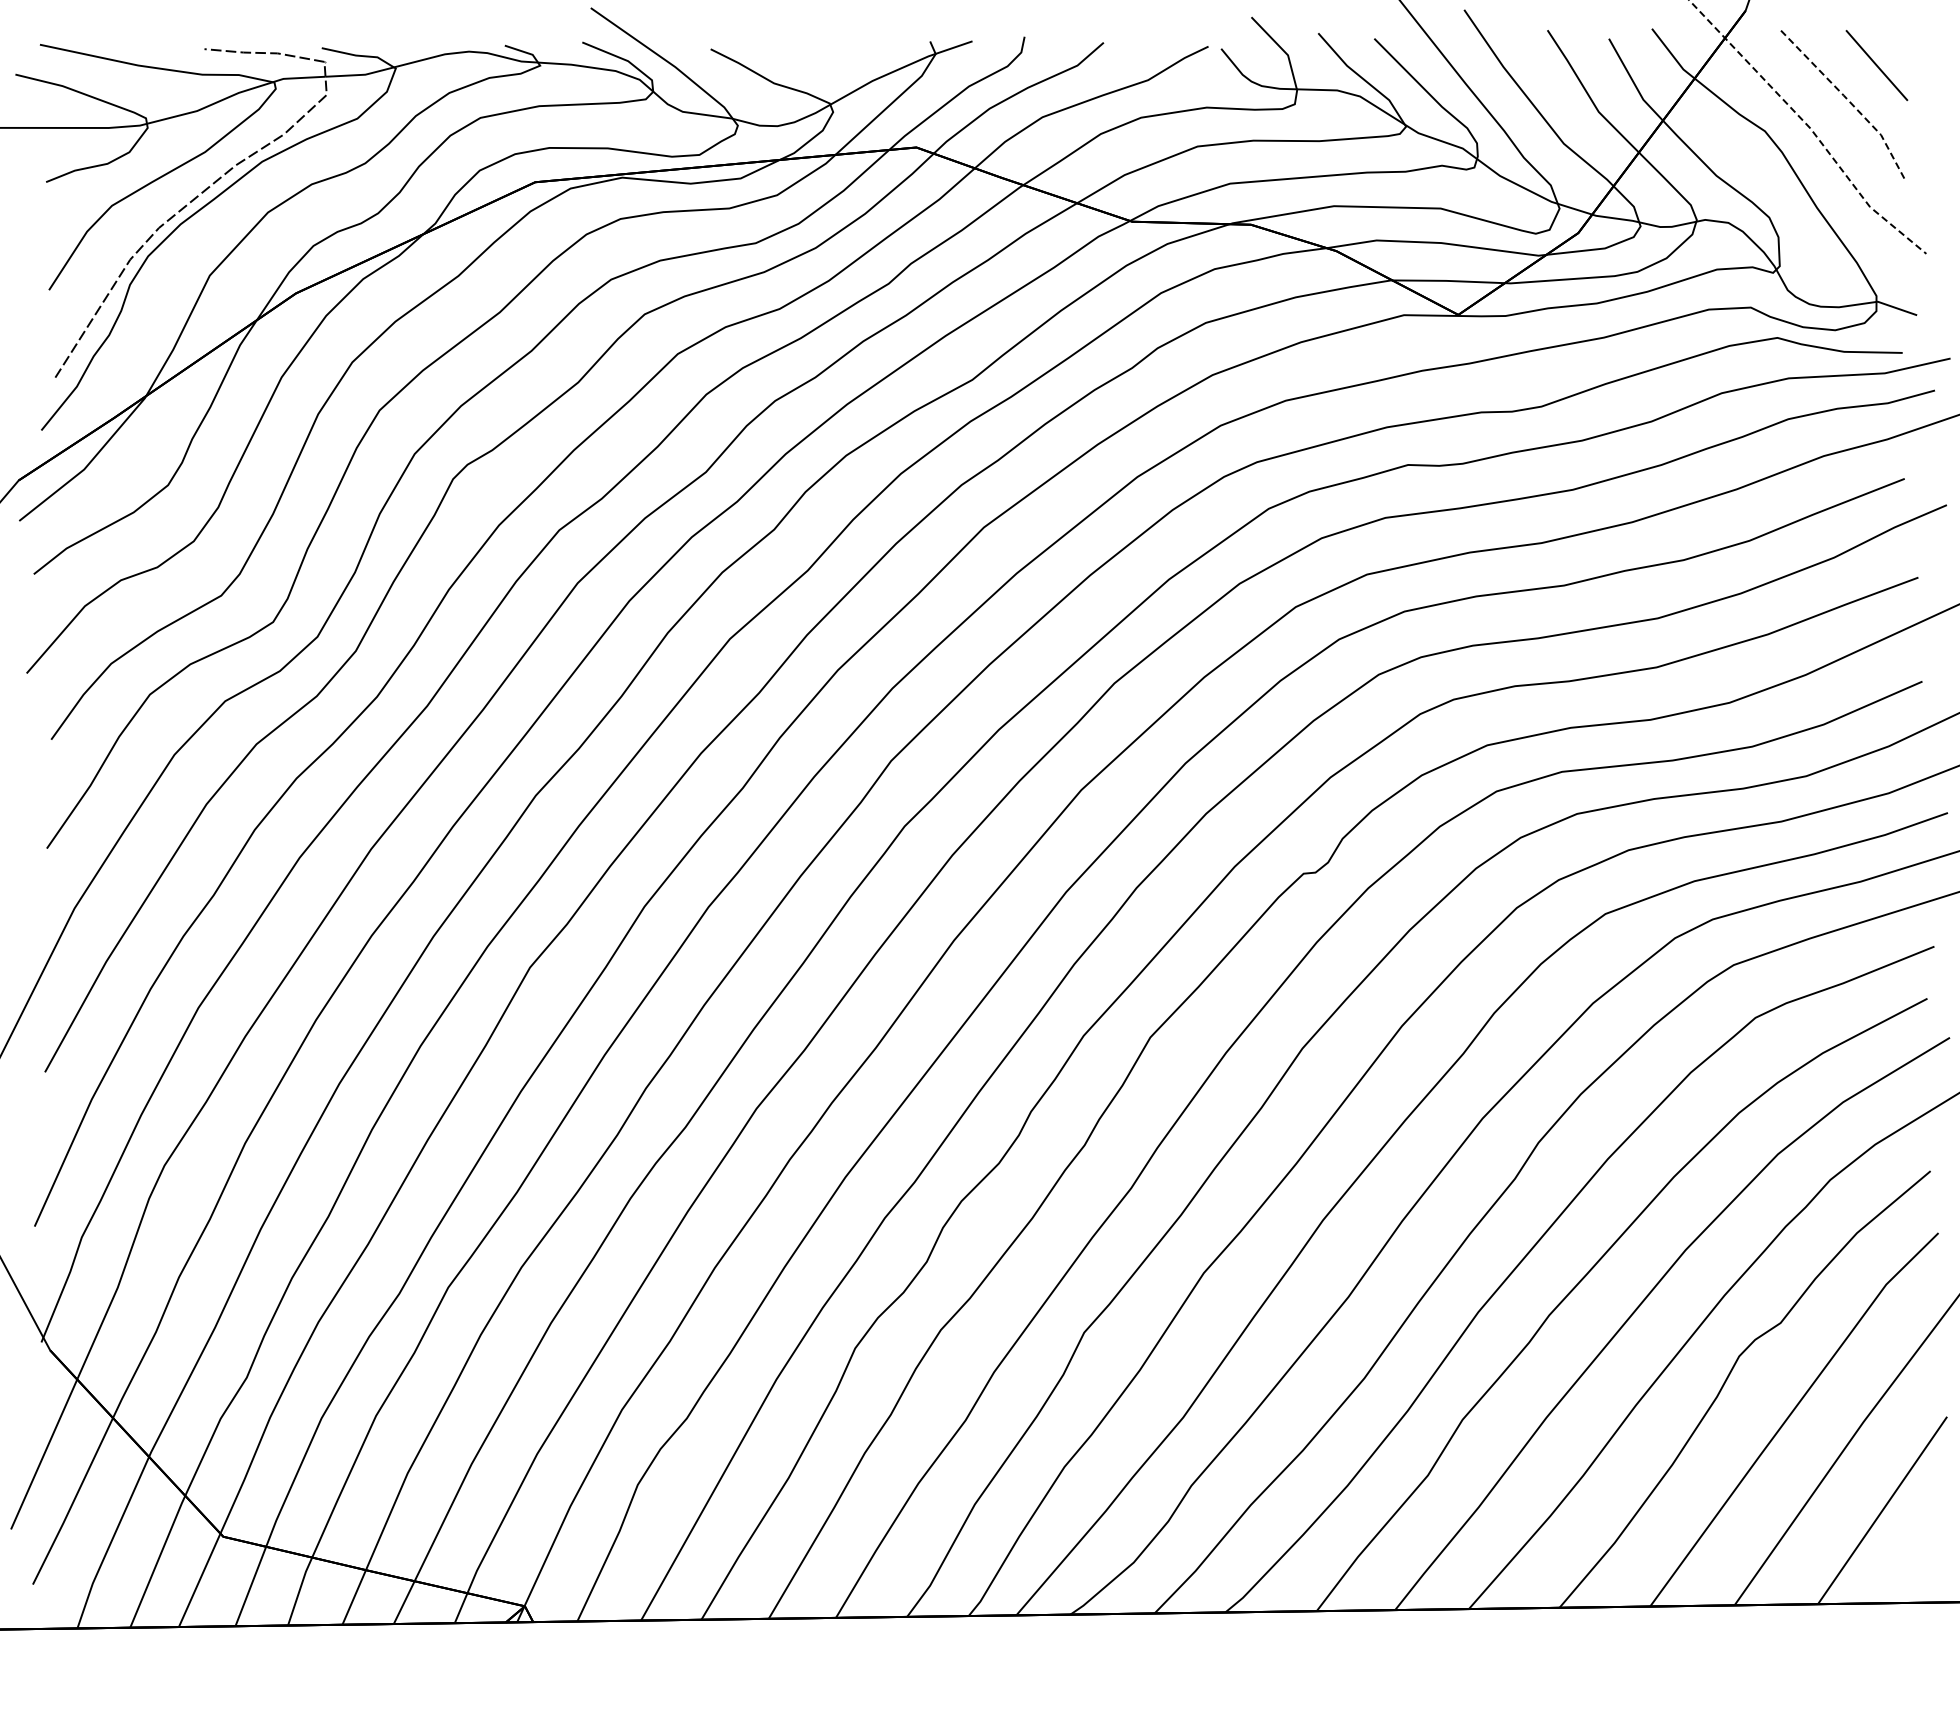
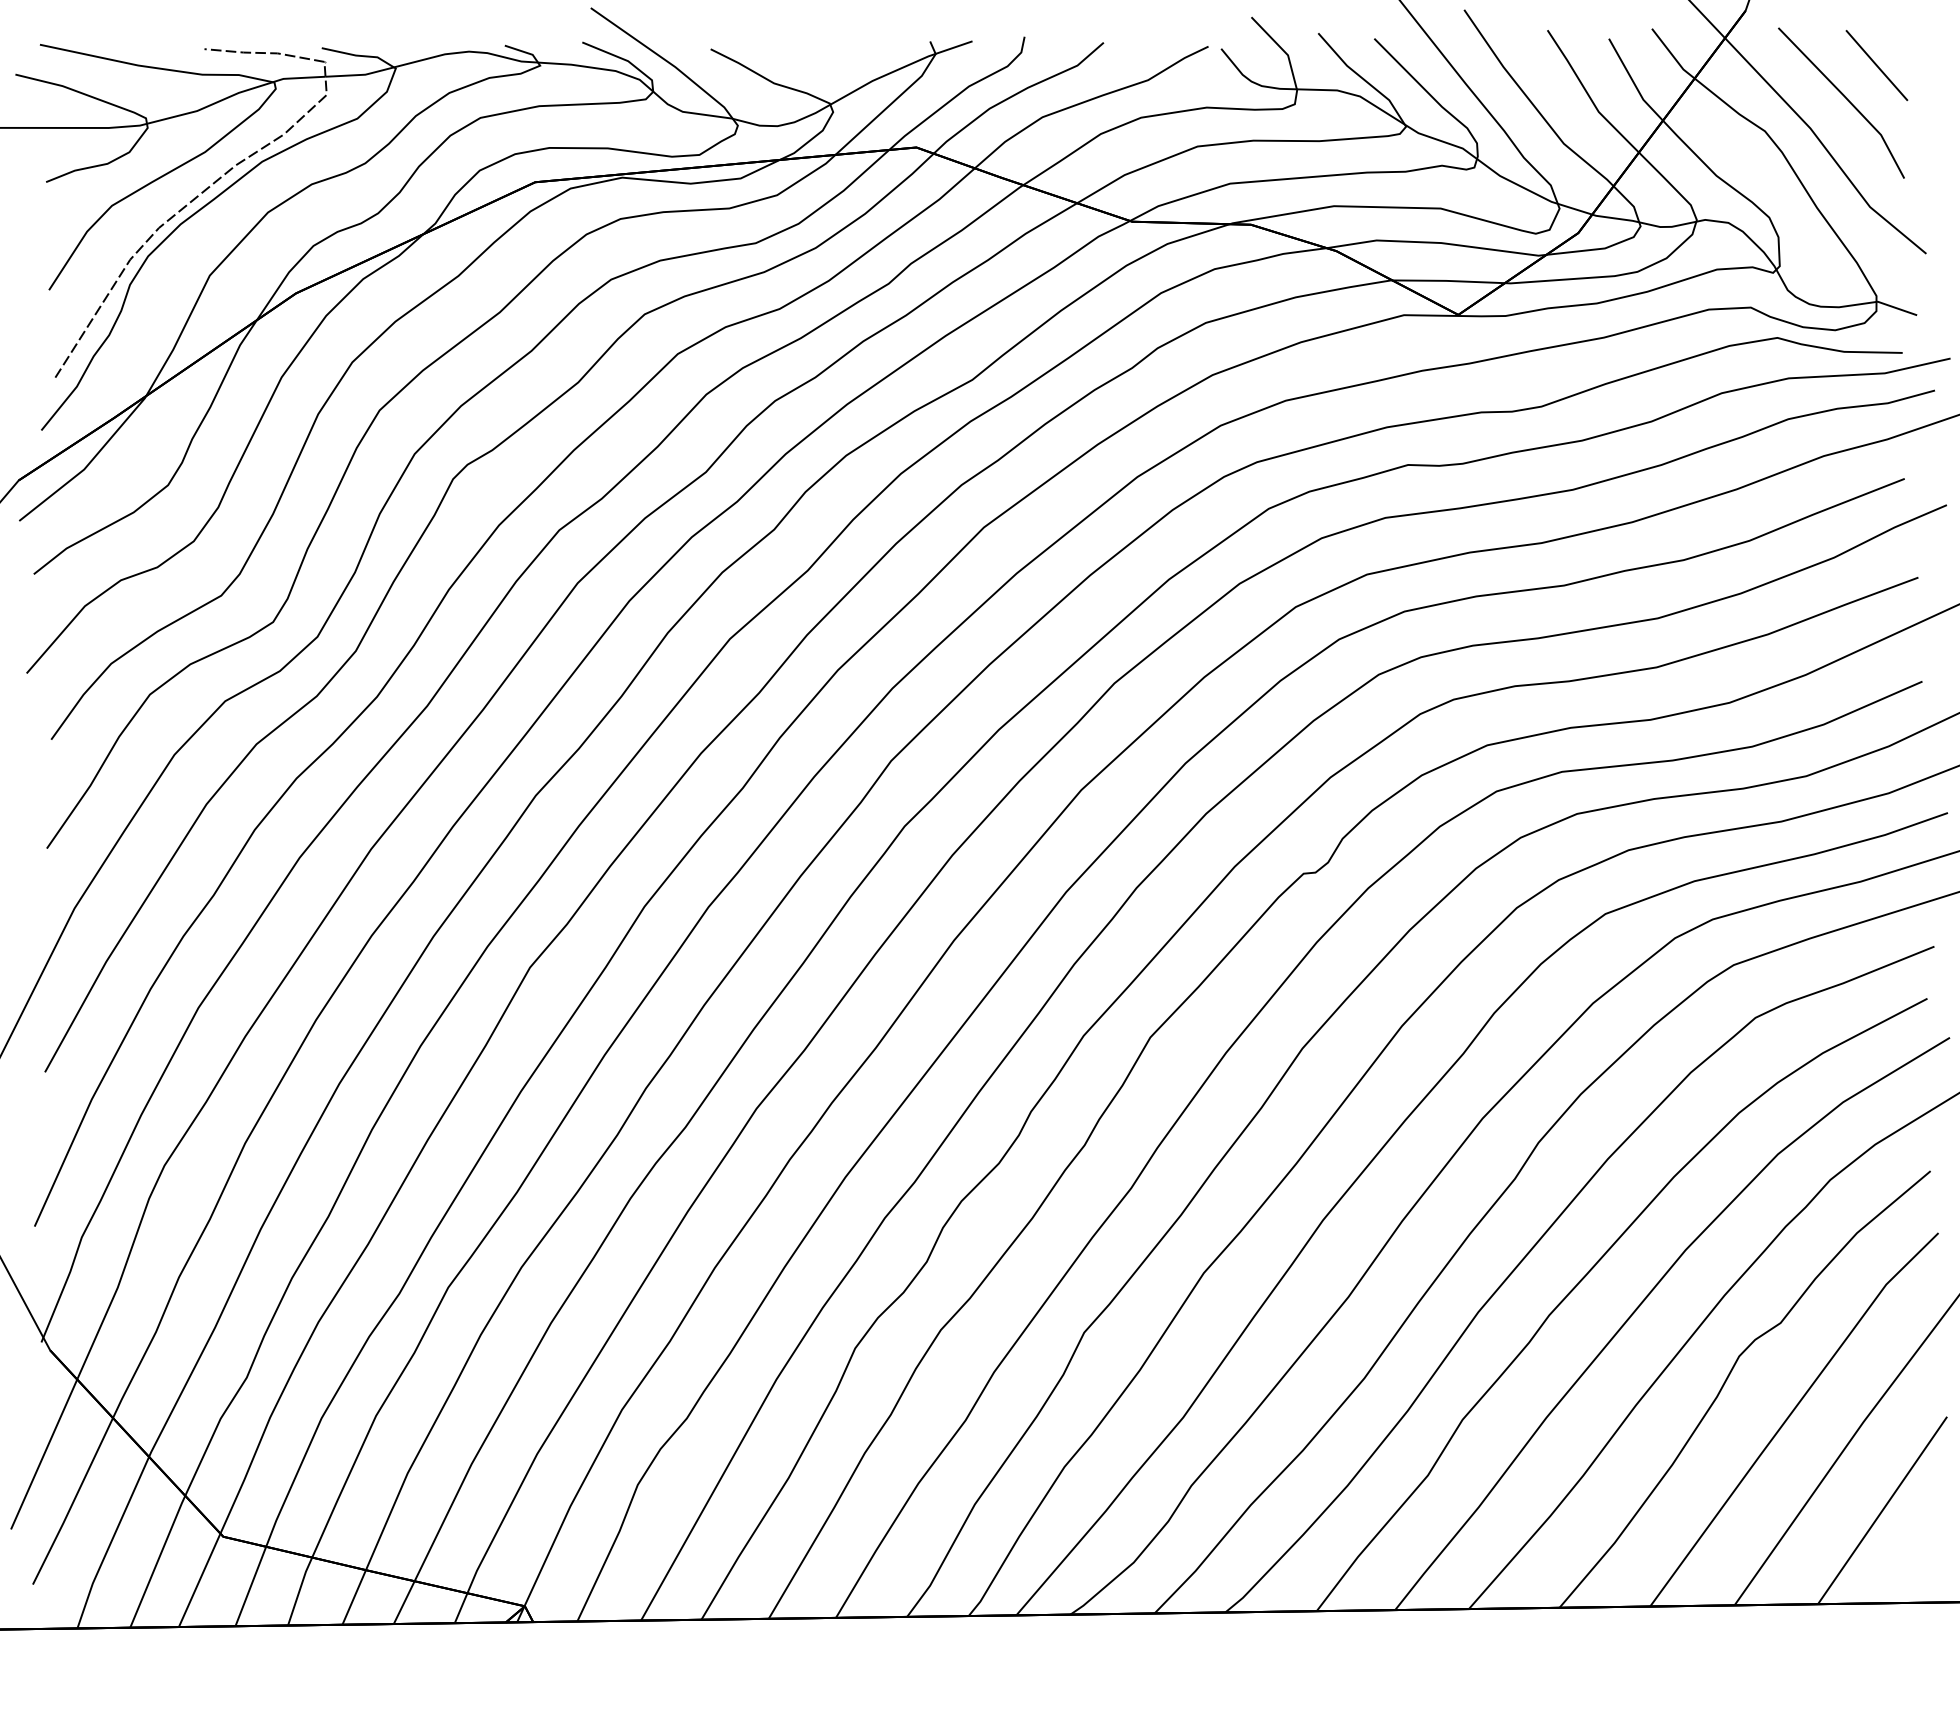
line: dashed -> solid (1847, 99)
line: dashed -> solid (1809, 127)
